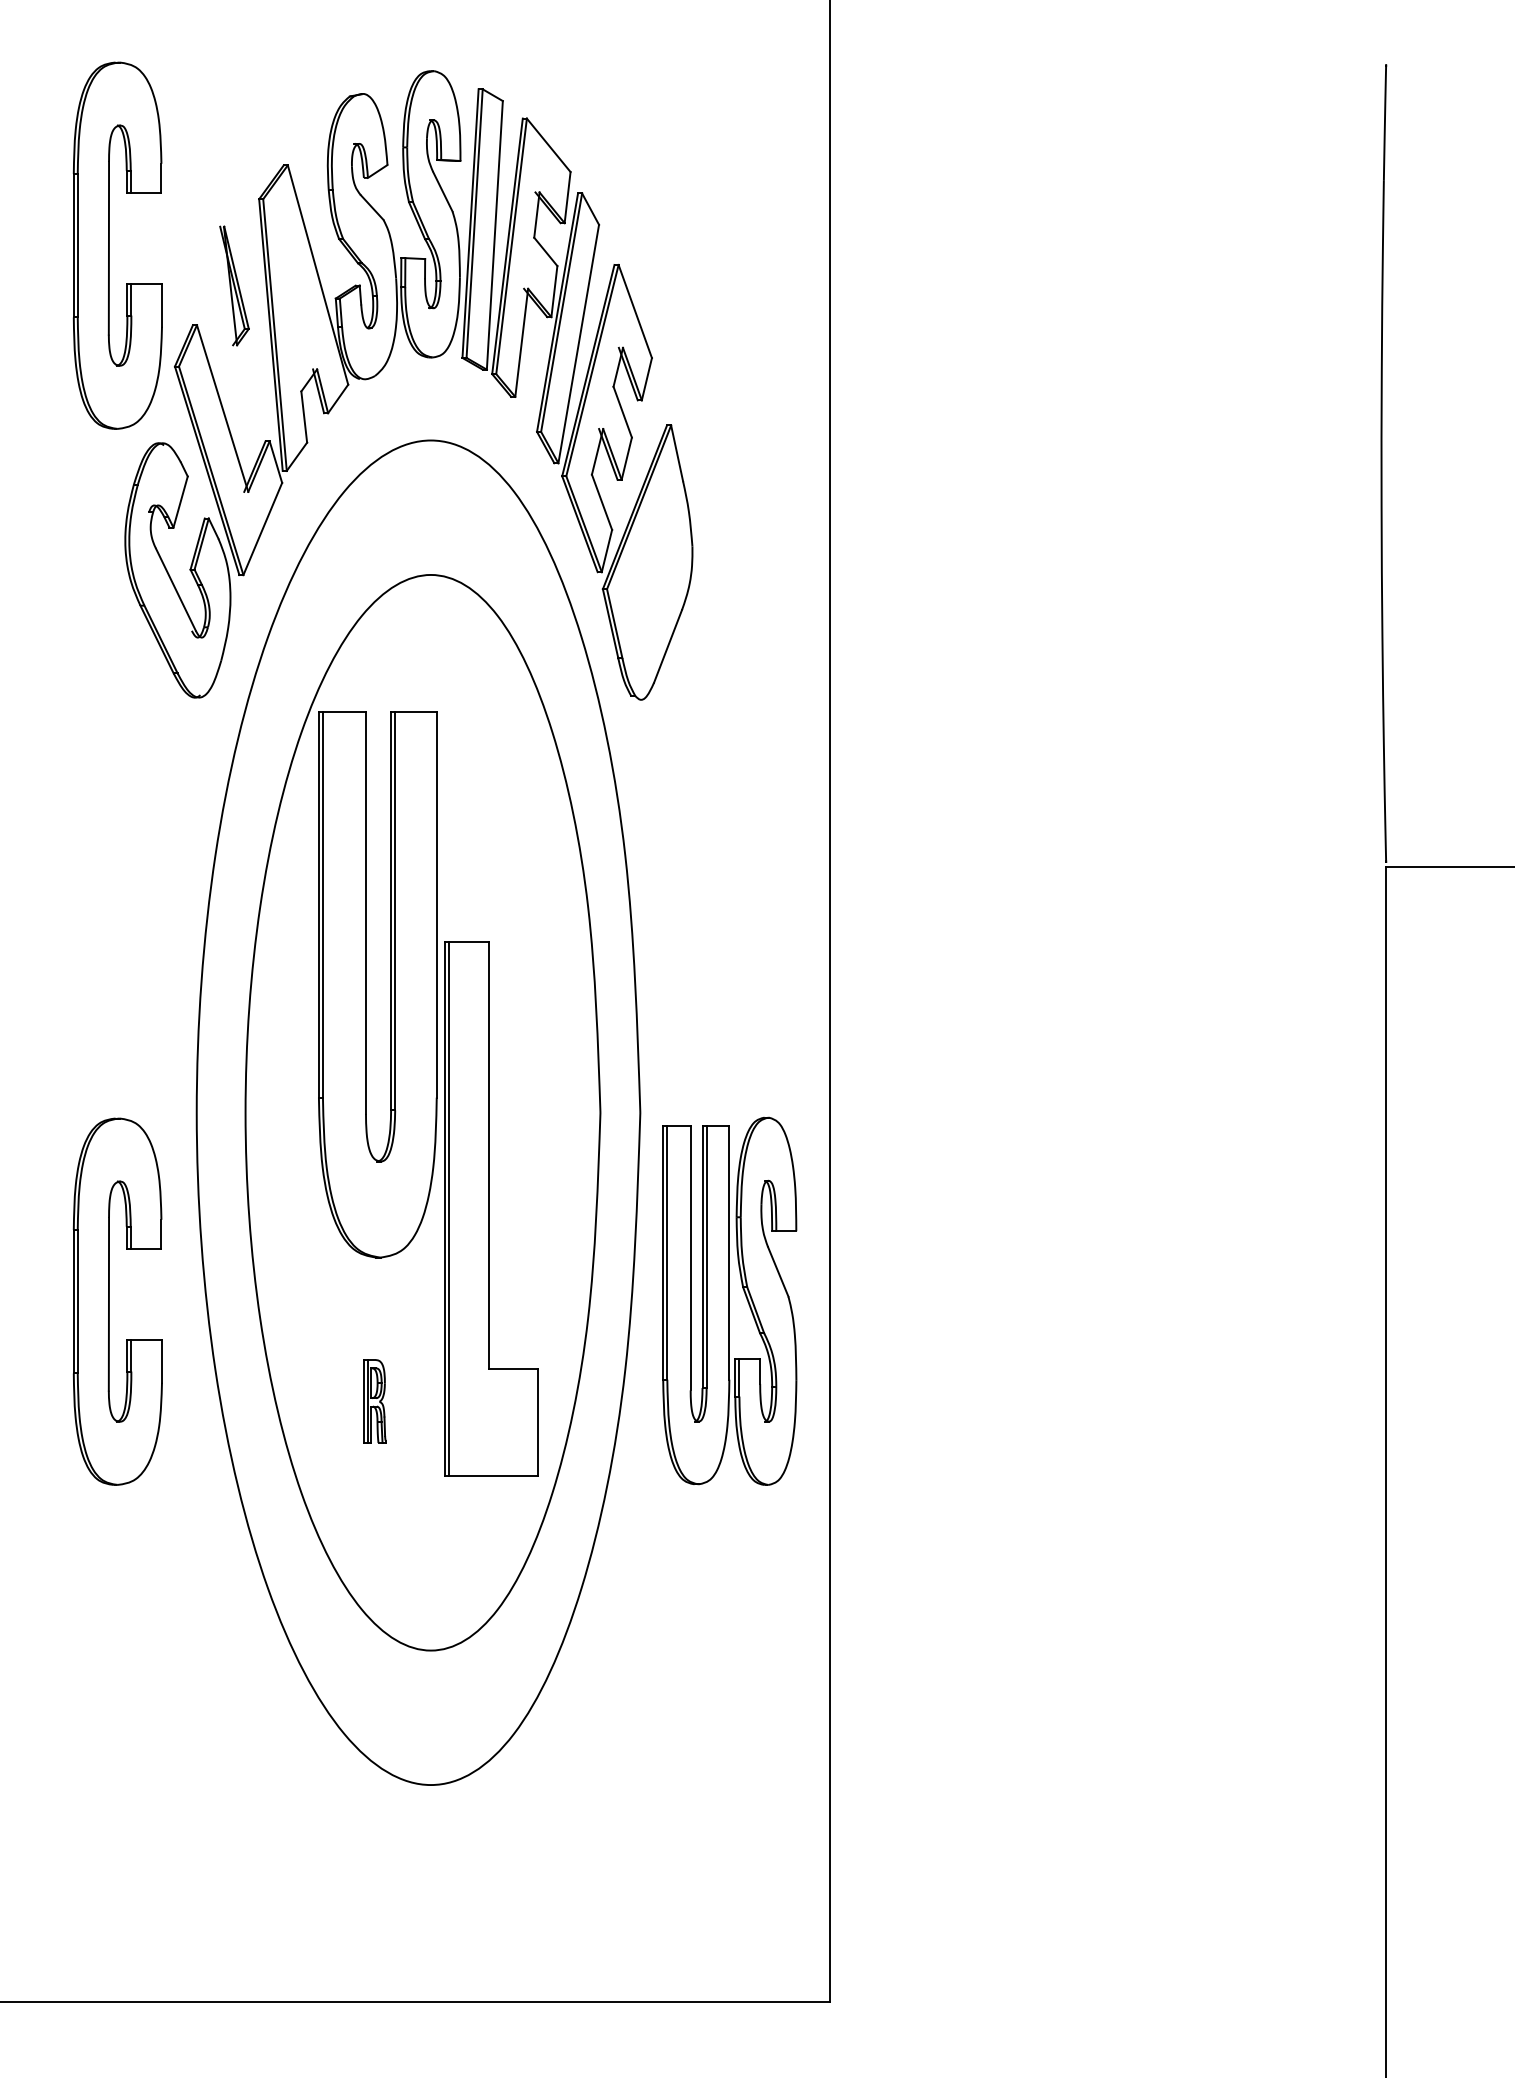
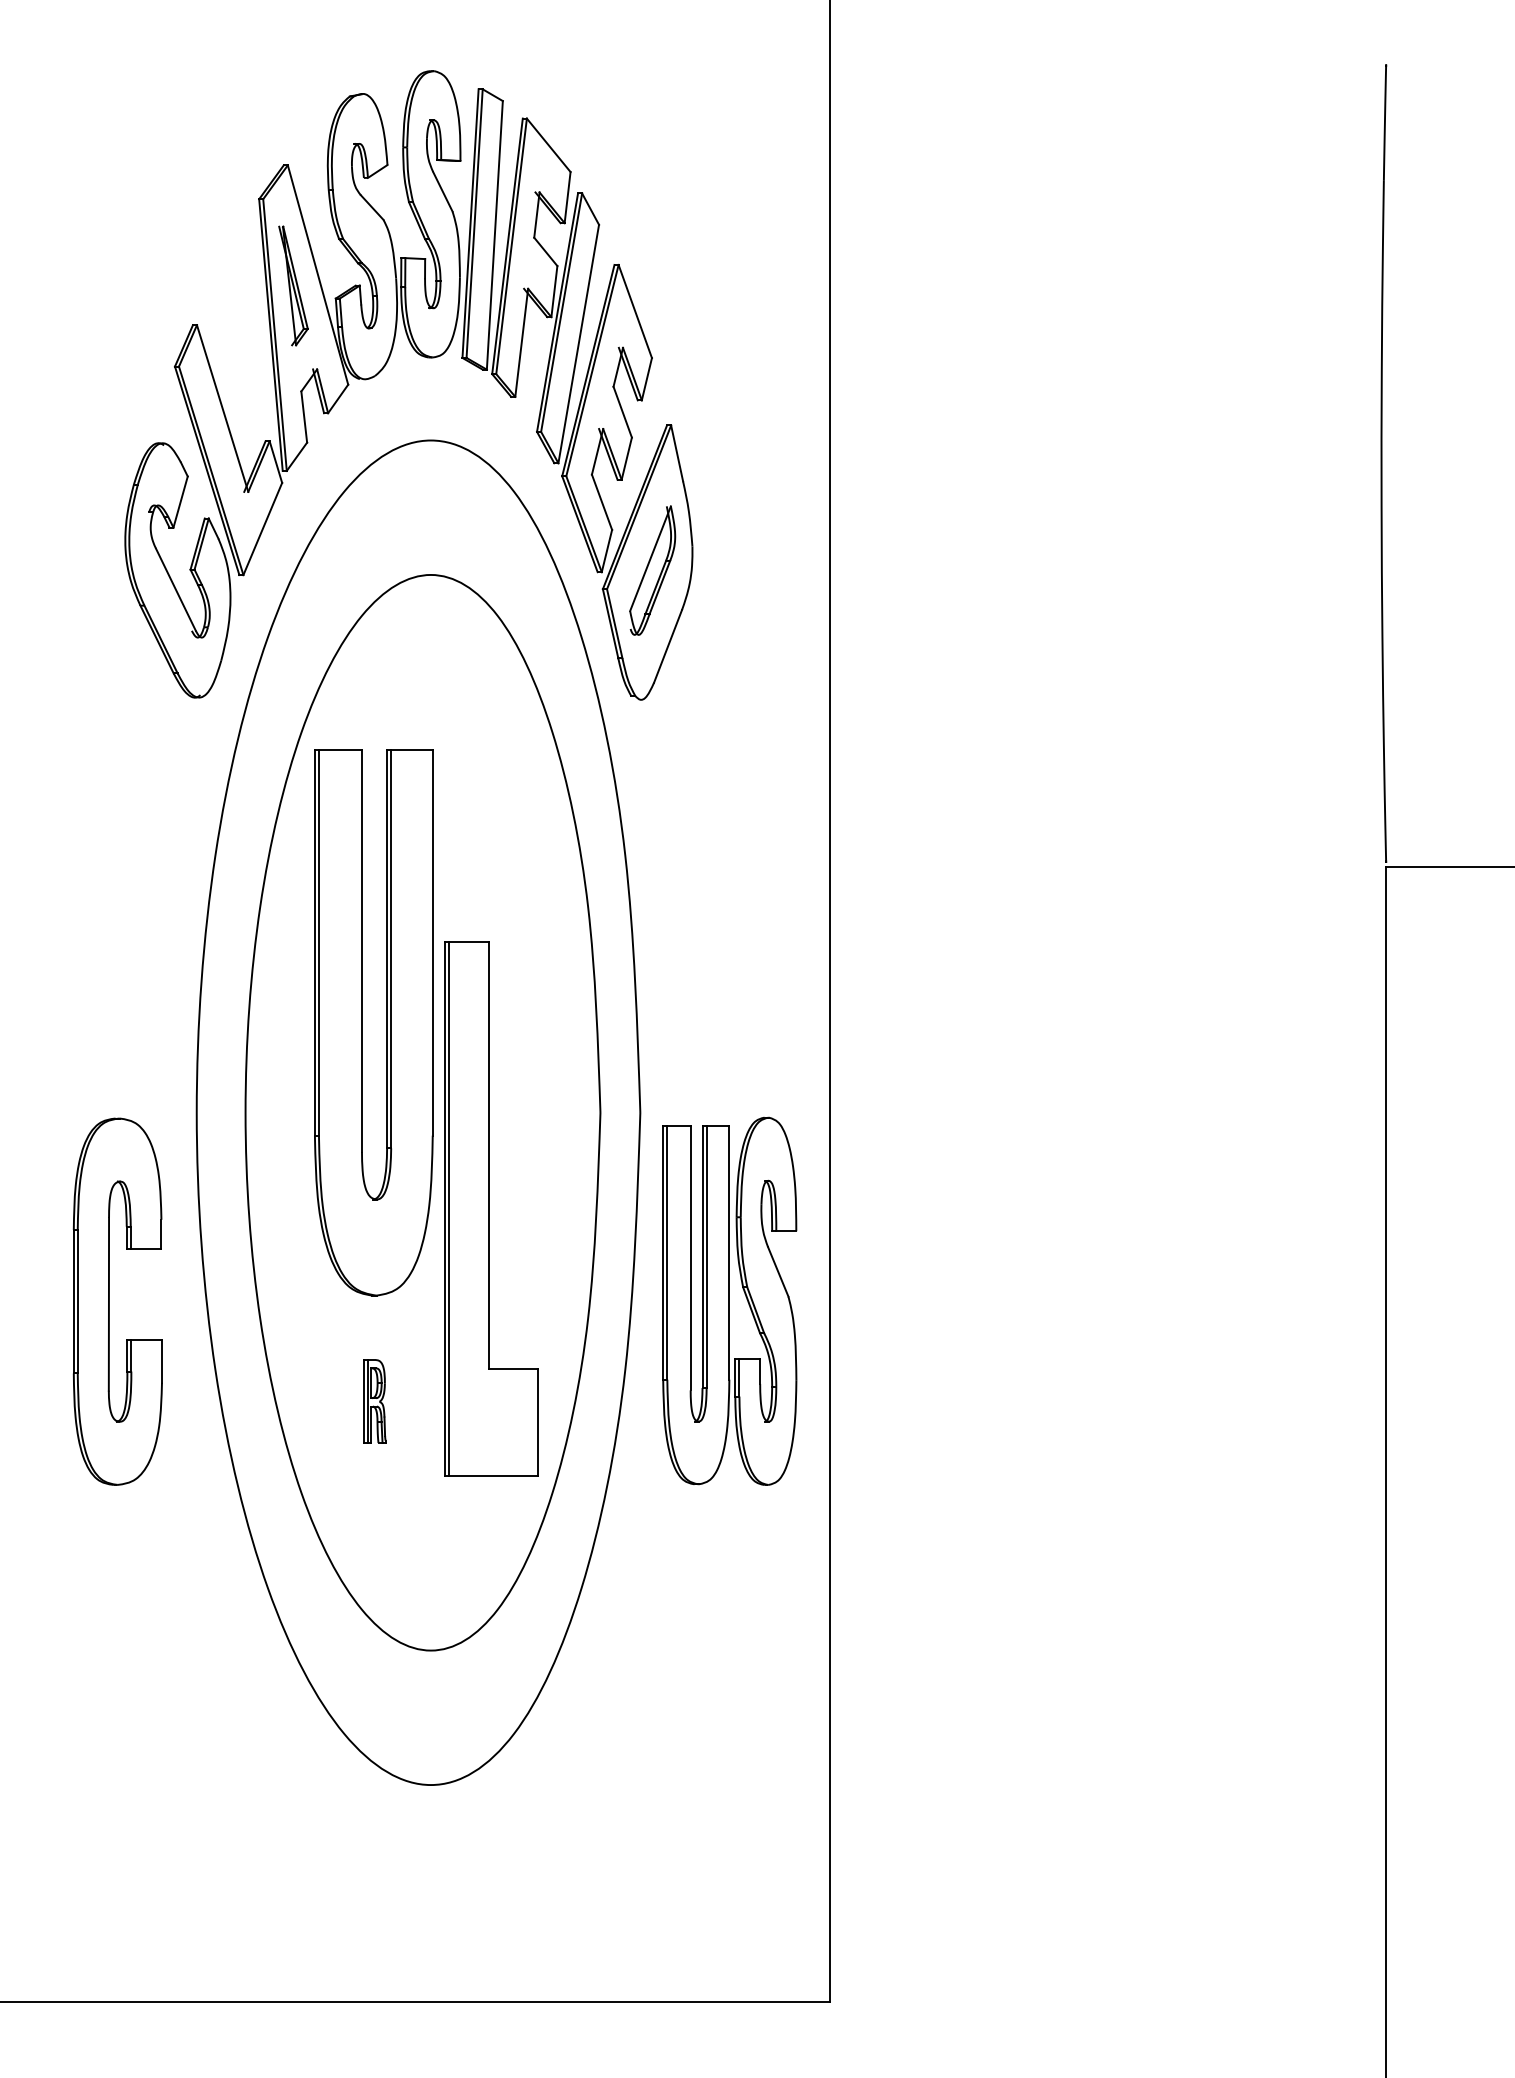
part: present -> none (109, 245)
part position: (234, 285) -> (293, 285) (293, 285)
part: none -> present (652, 570)
part position: (366, 984) -> (362, 1022) (362, 1022)
